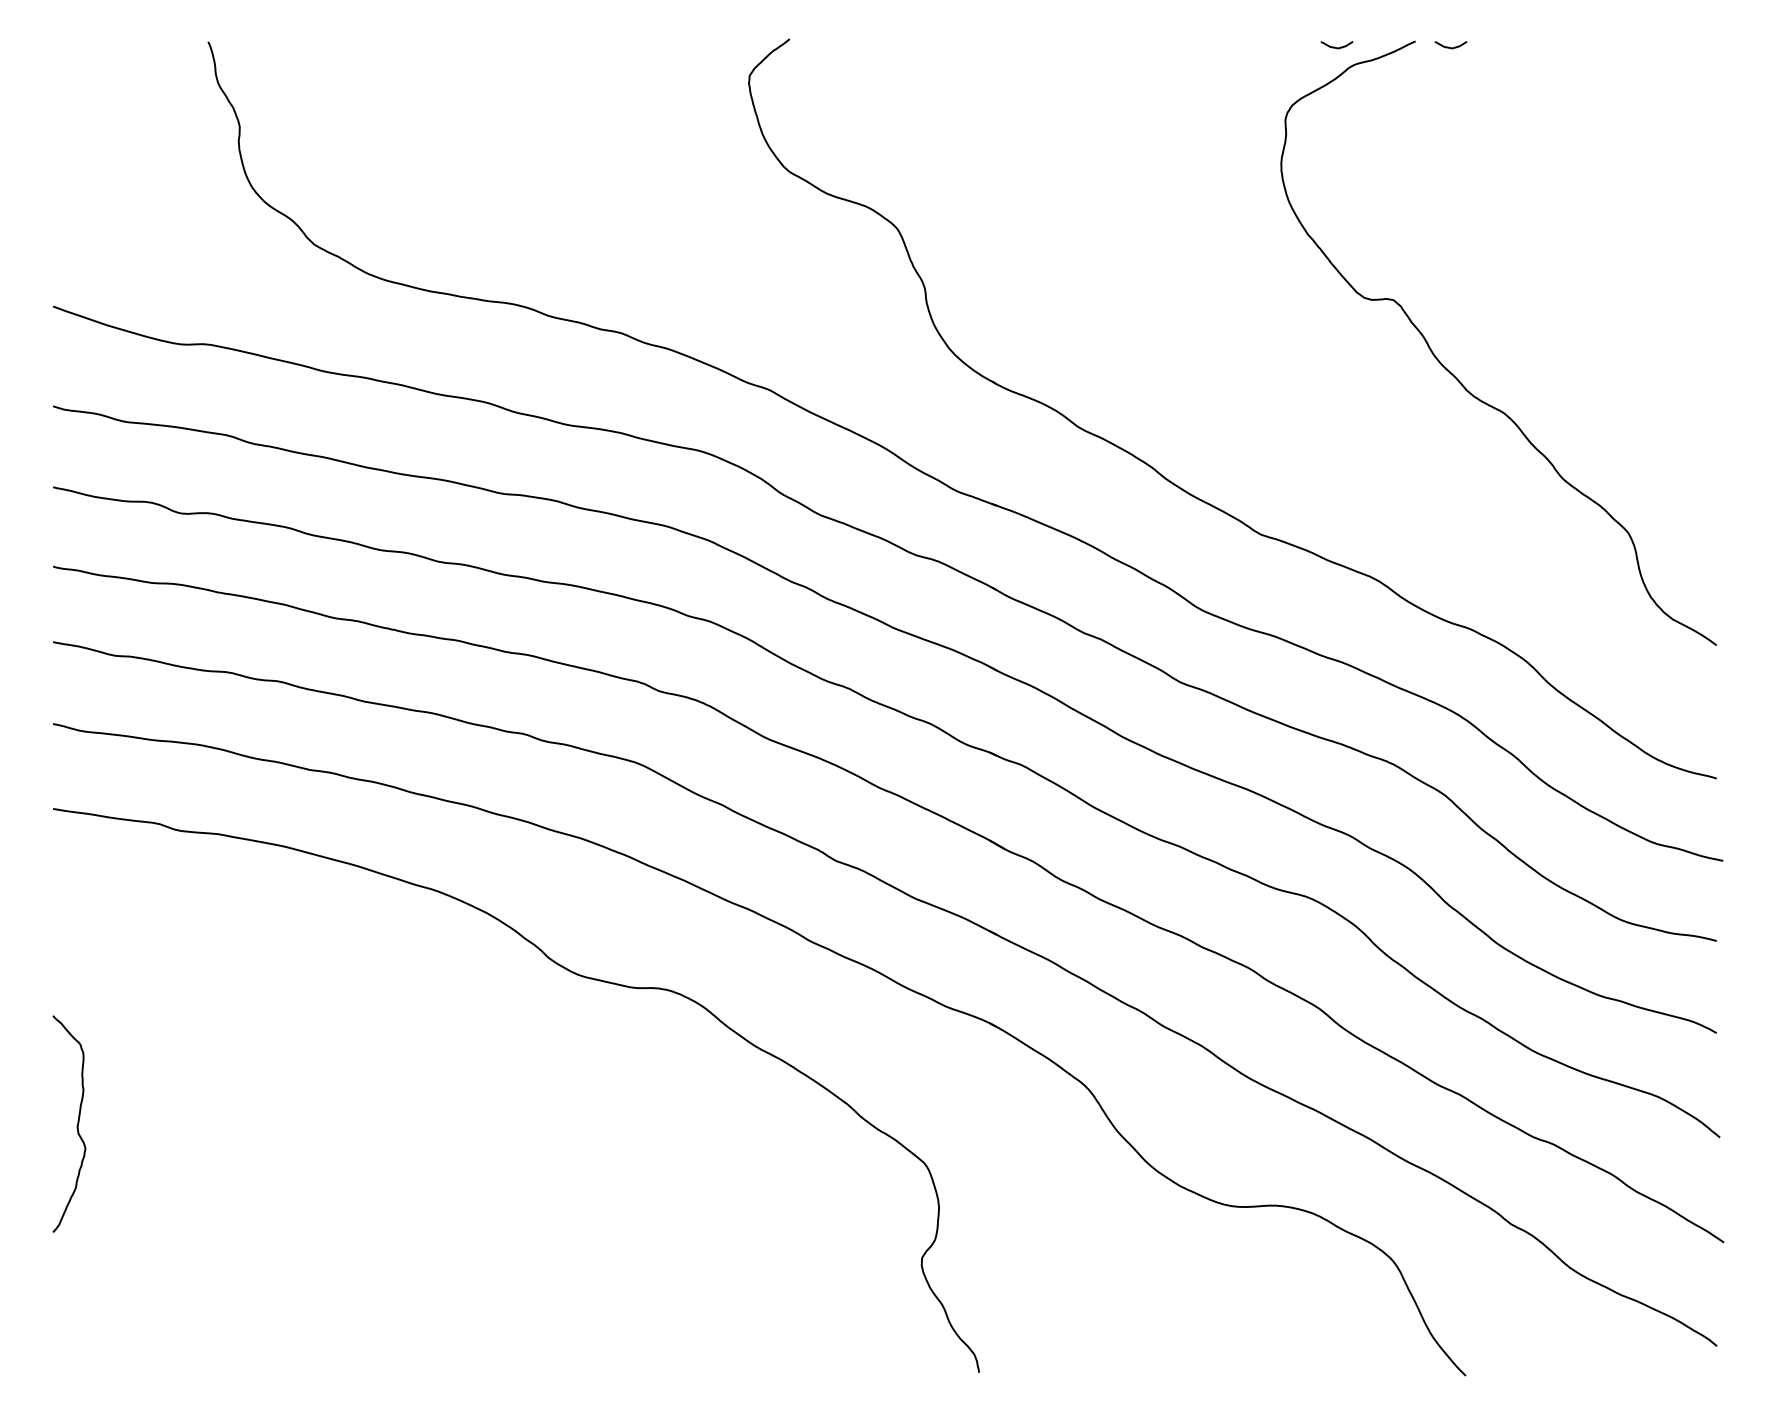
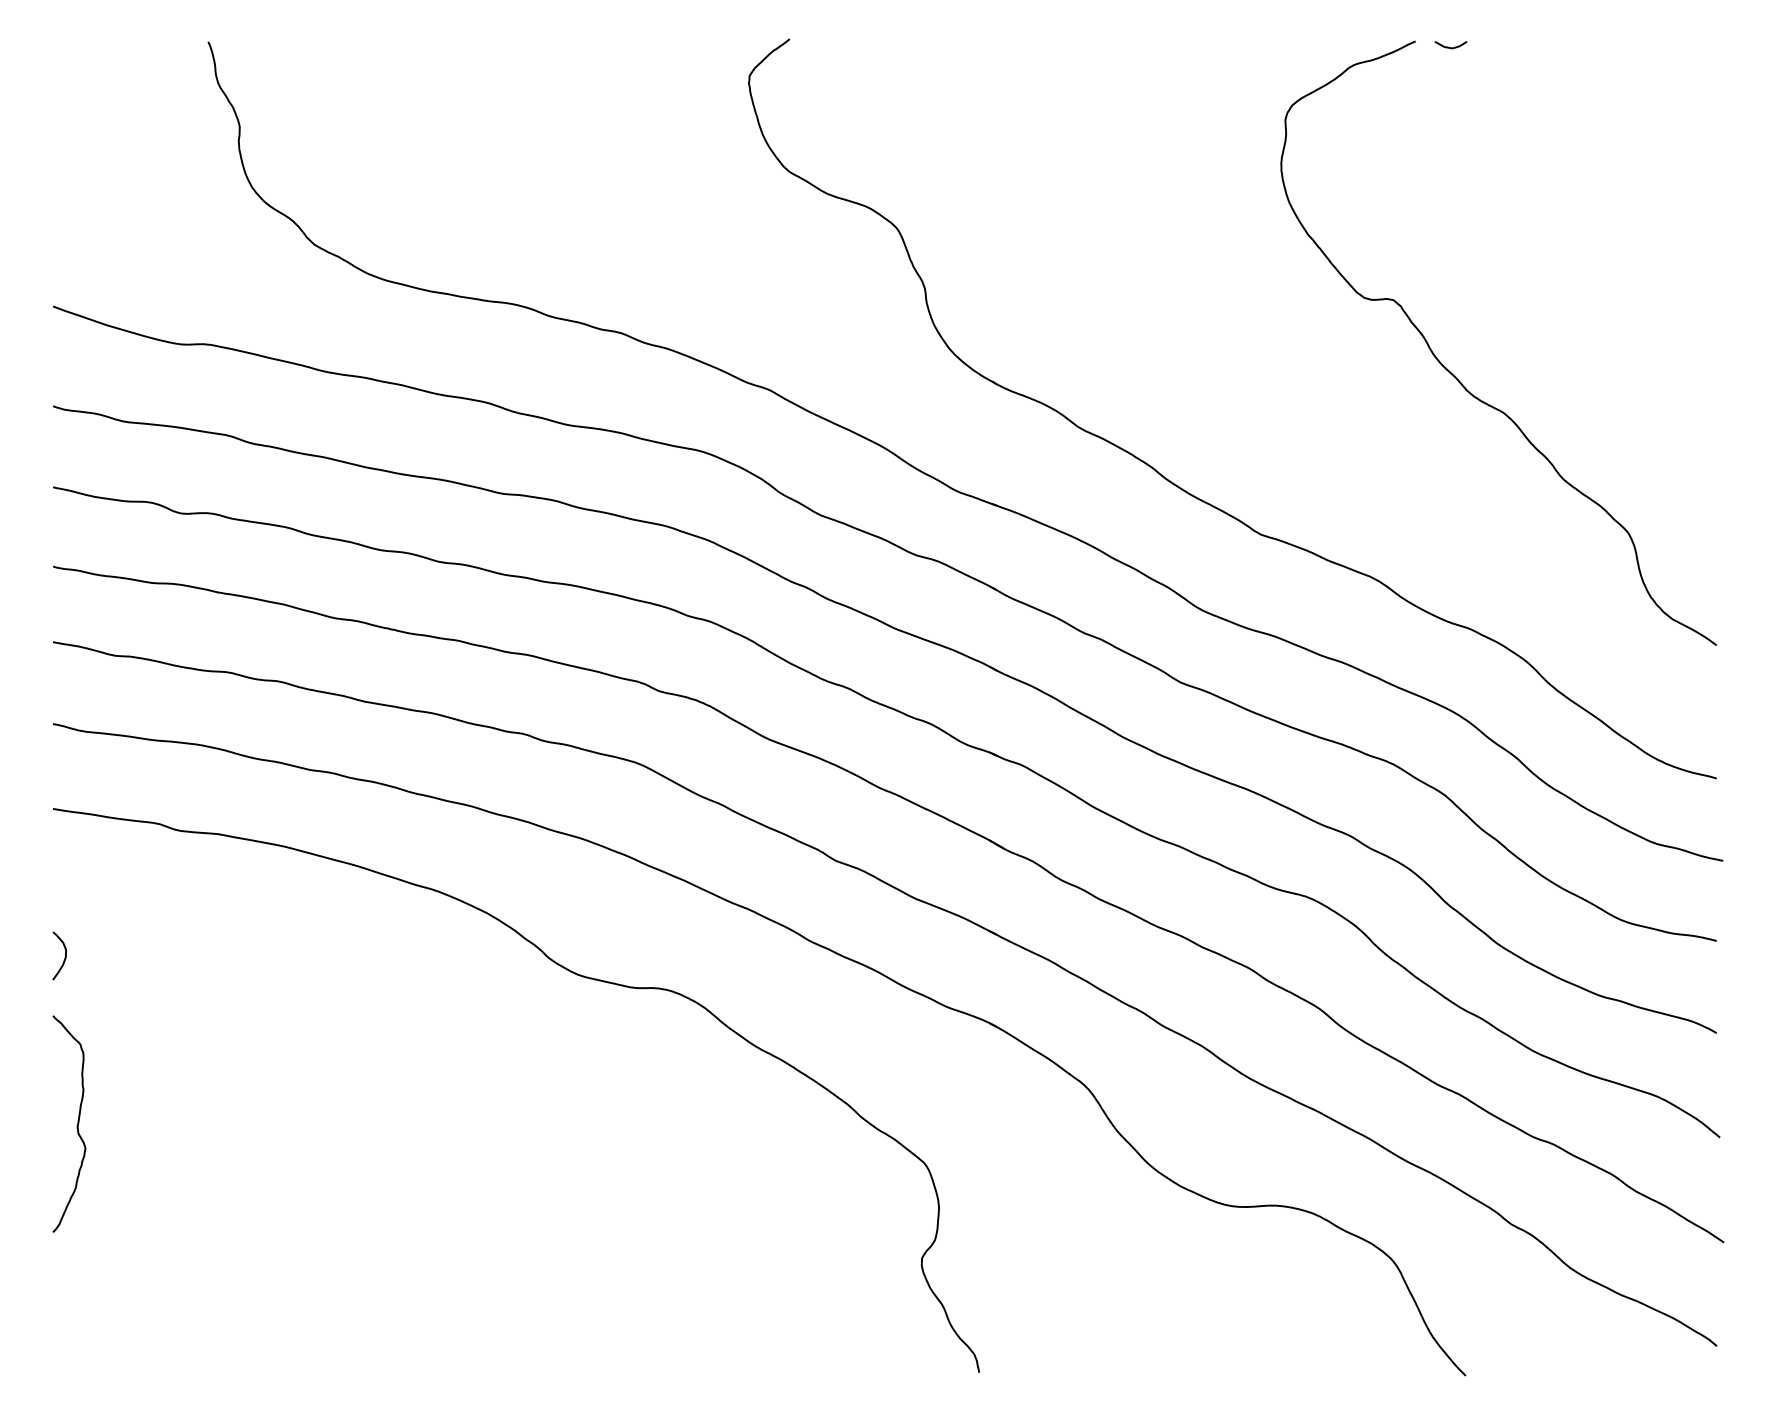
curve: present -> none (1336, 47)
curve: none -> present (64, 957)
